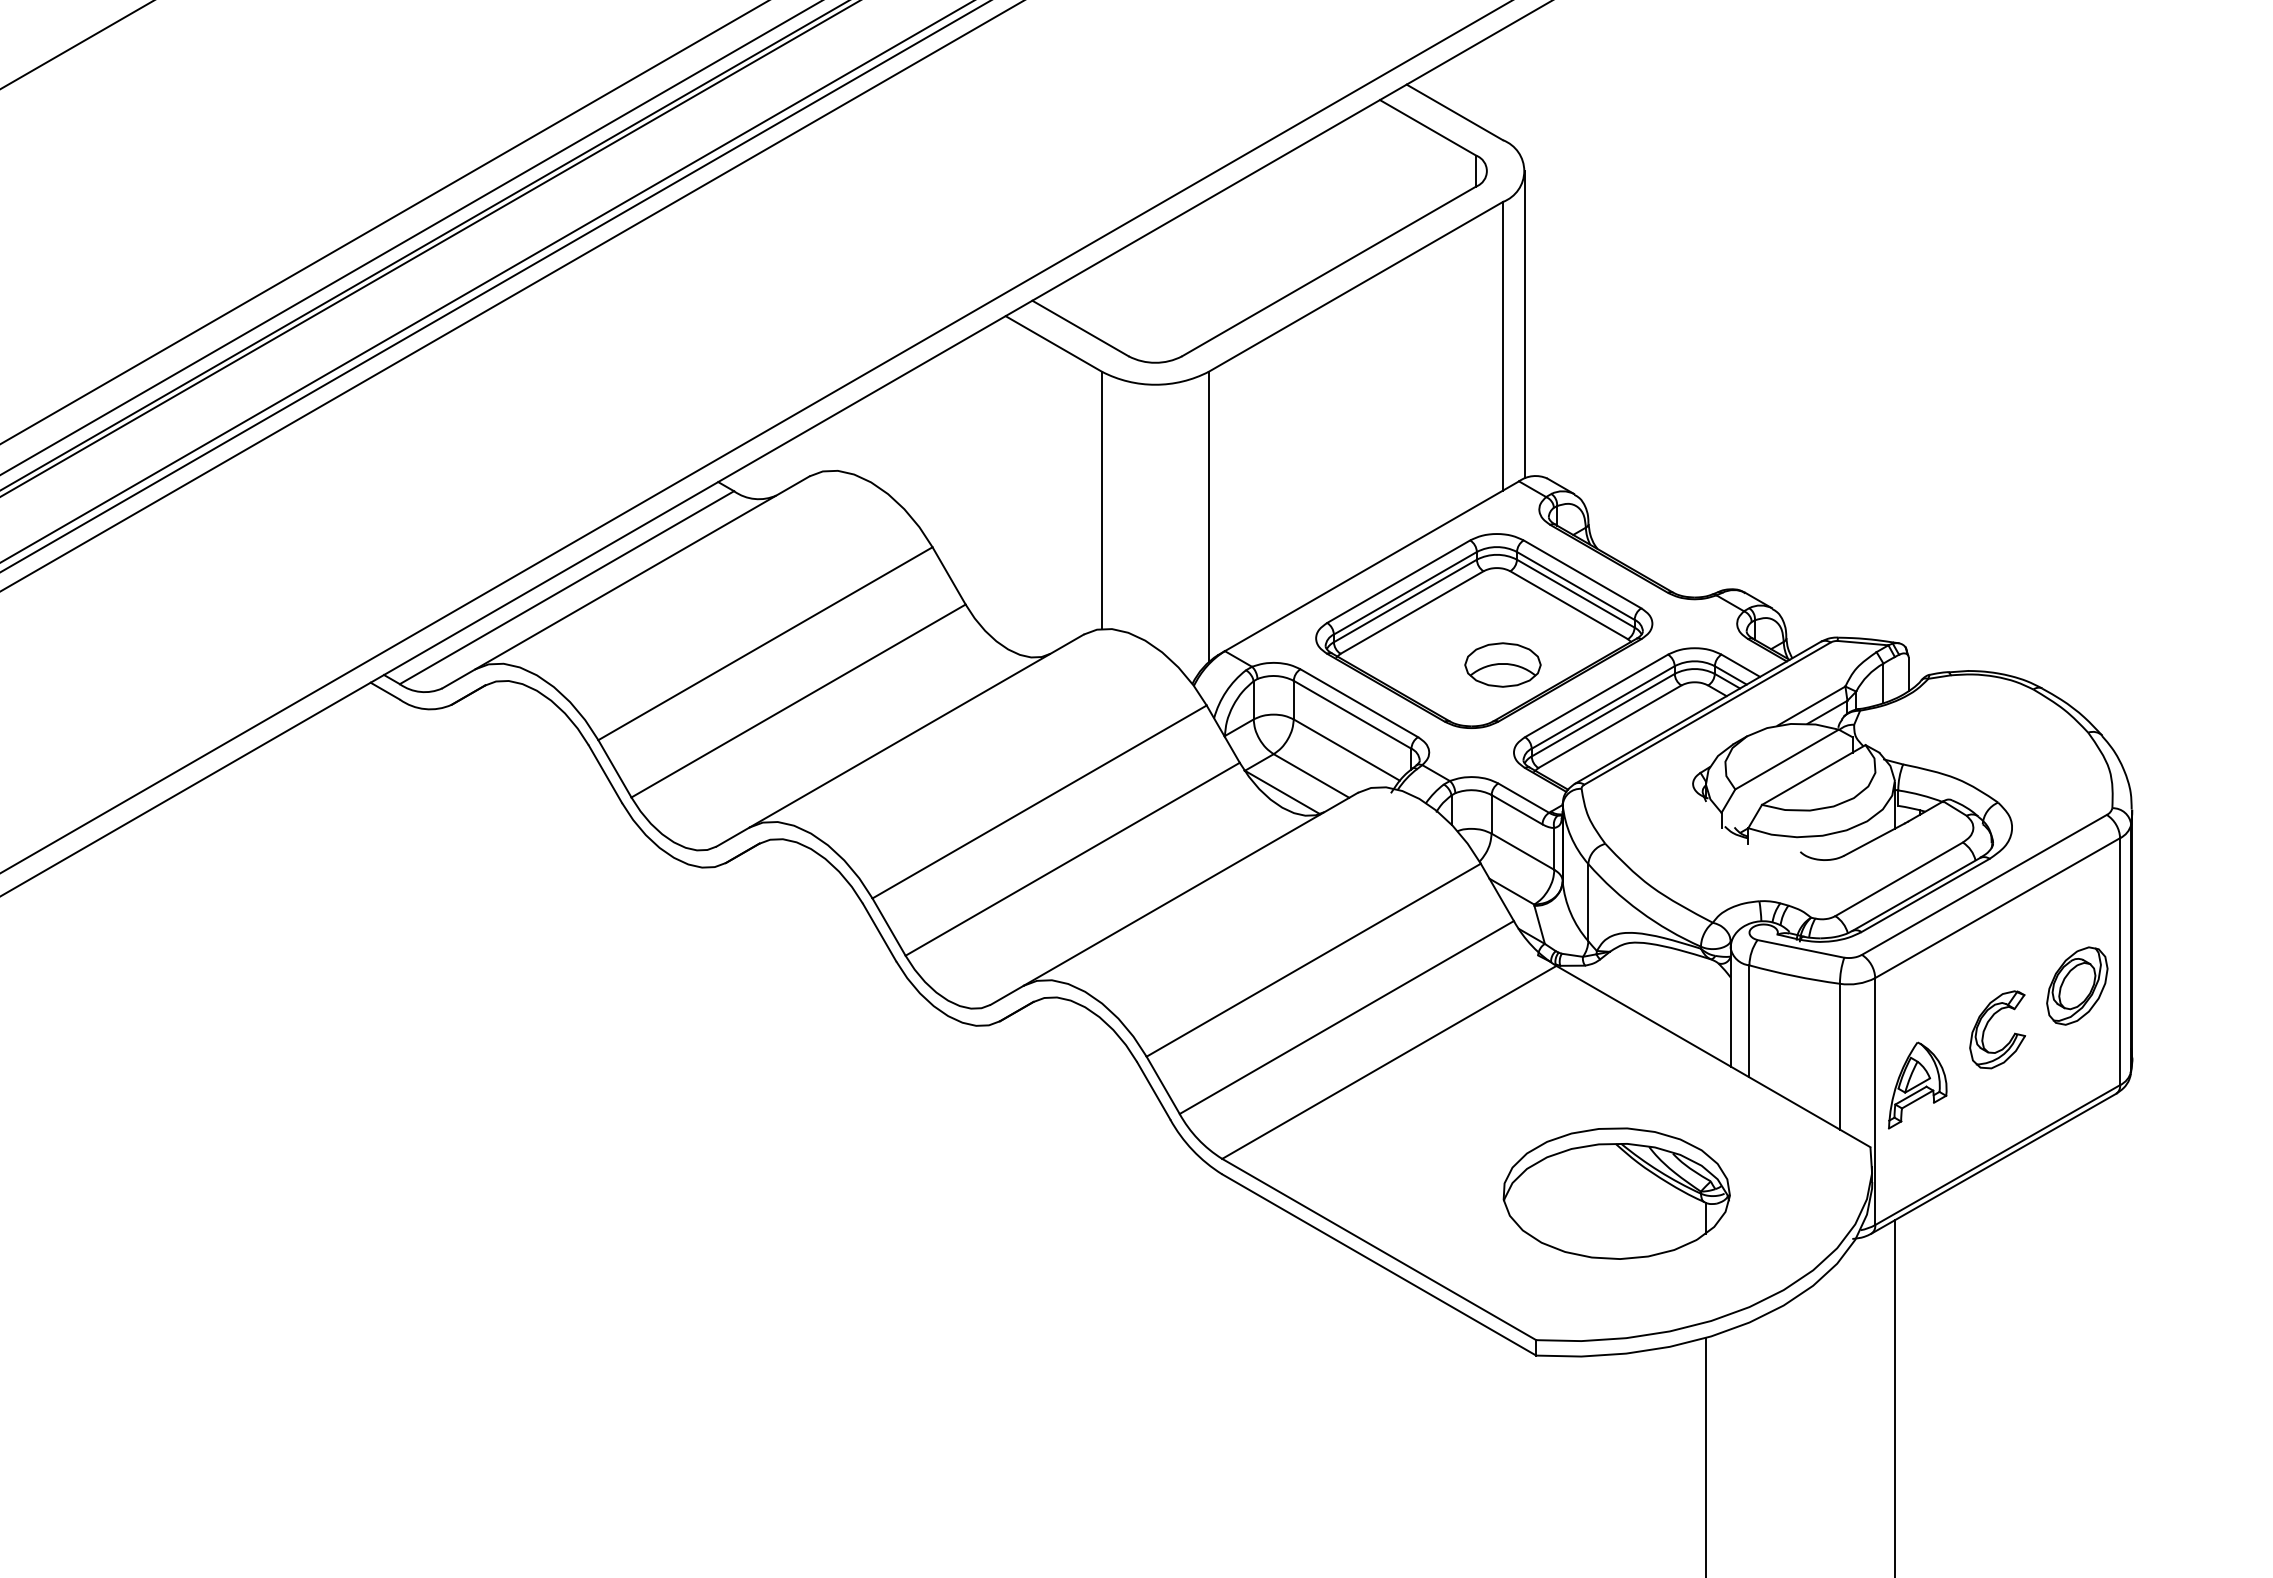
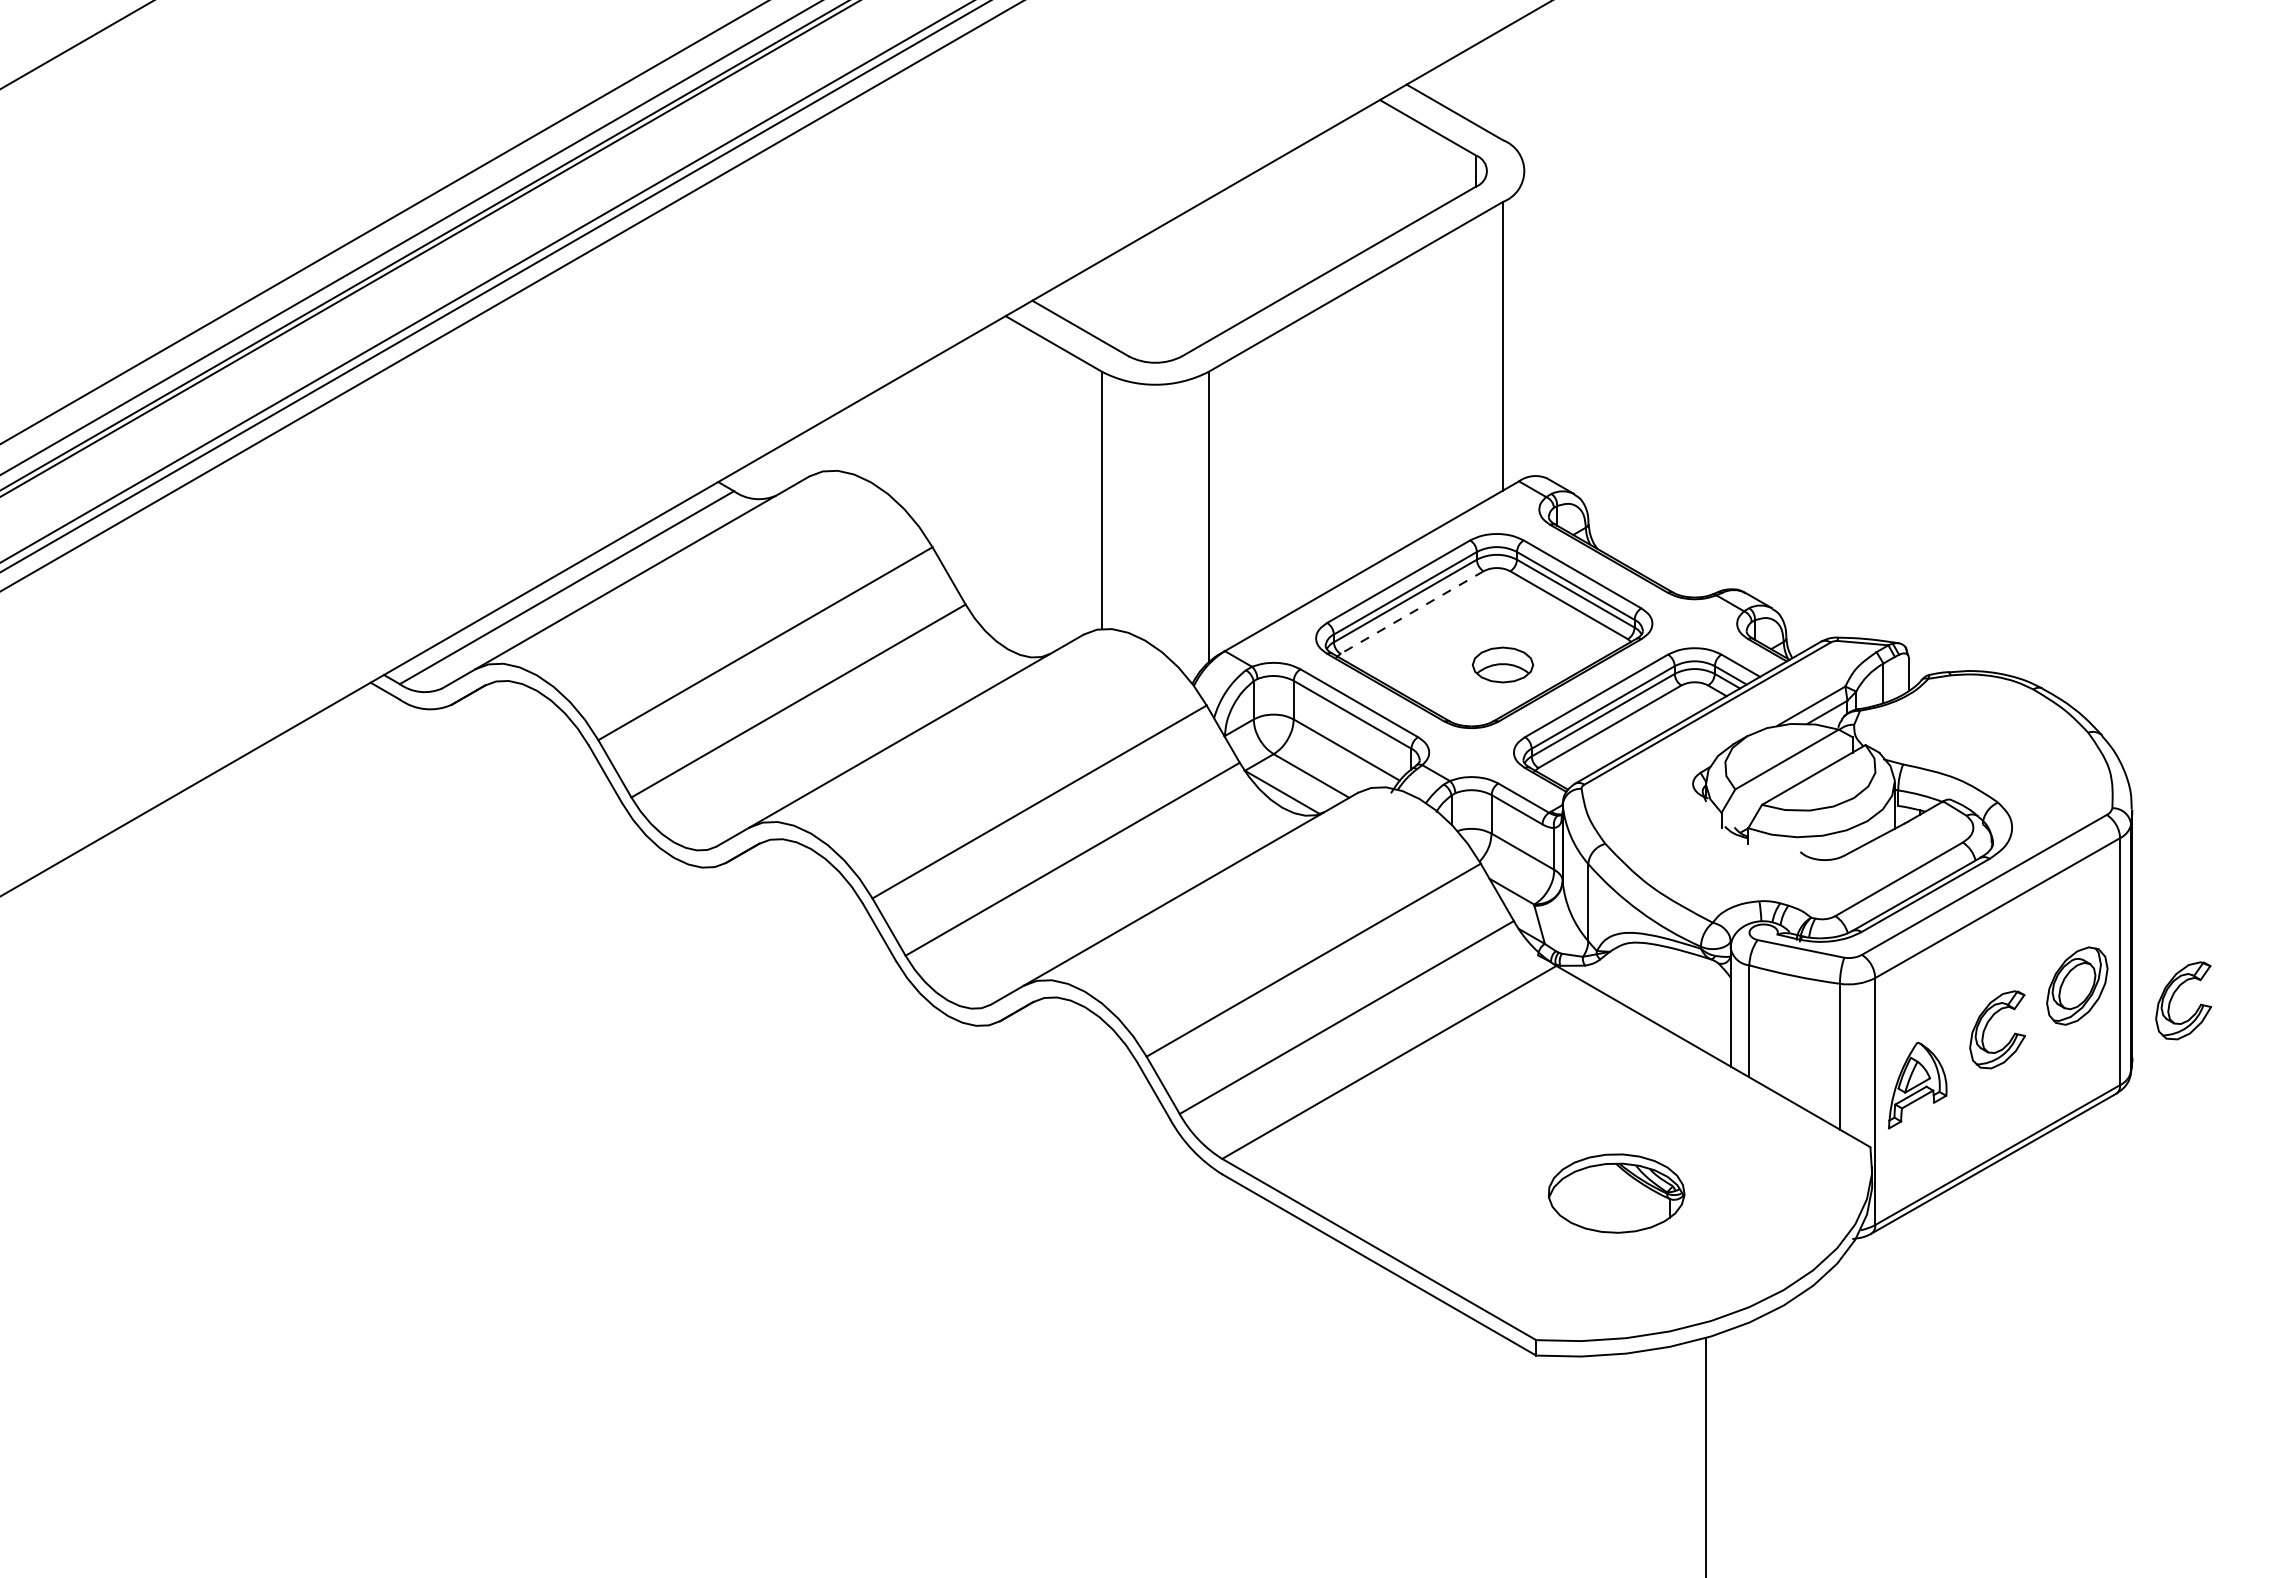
line: present -> none (1525, 324)
line: present -> none (755, 437)
line: solid -> dashed (1412, 612)
part size: 78x46 px -> 62x38 px (1502, 664)
part: none -> present (2173, 996)
part size: 229x133 px -> 138x81 px (1616, 1193)
line: present -> none (1894, 1397)
